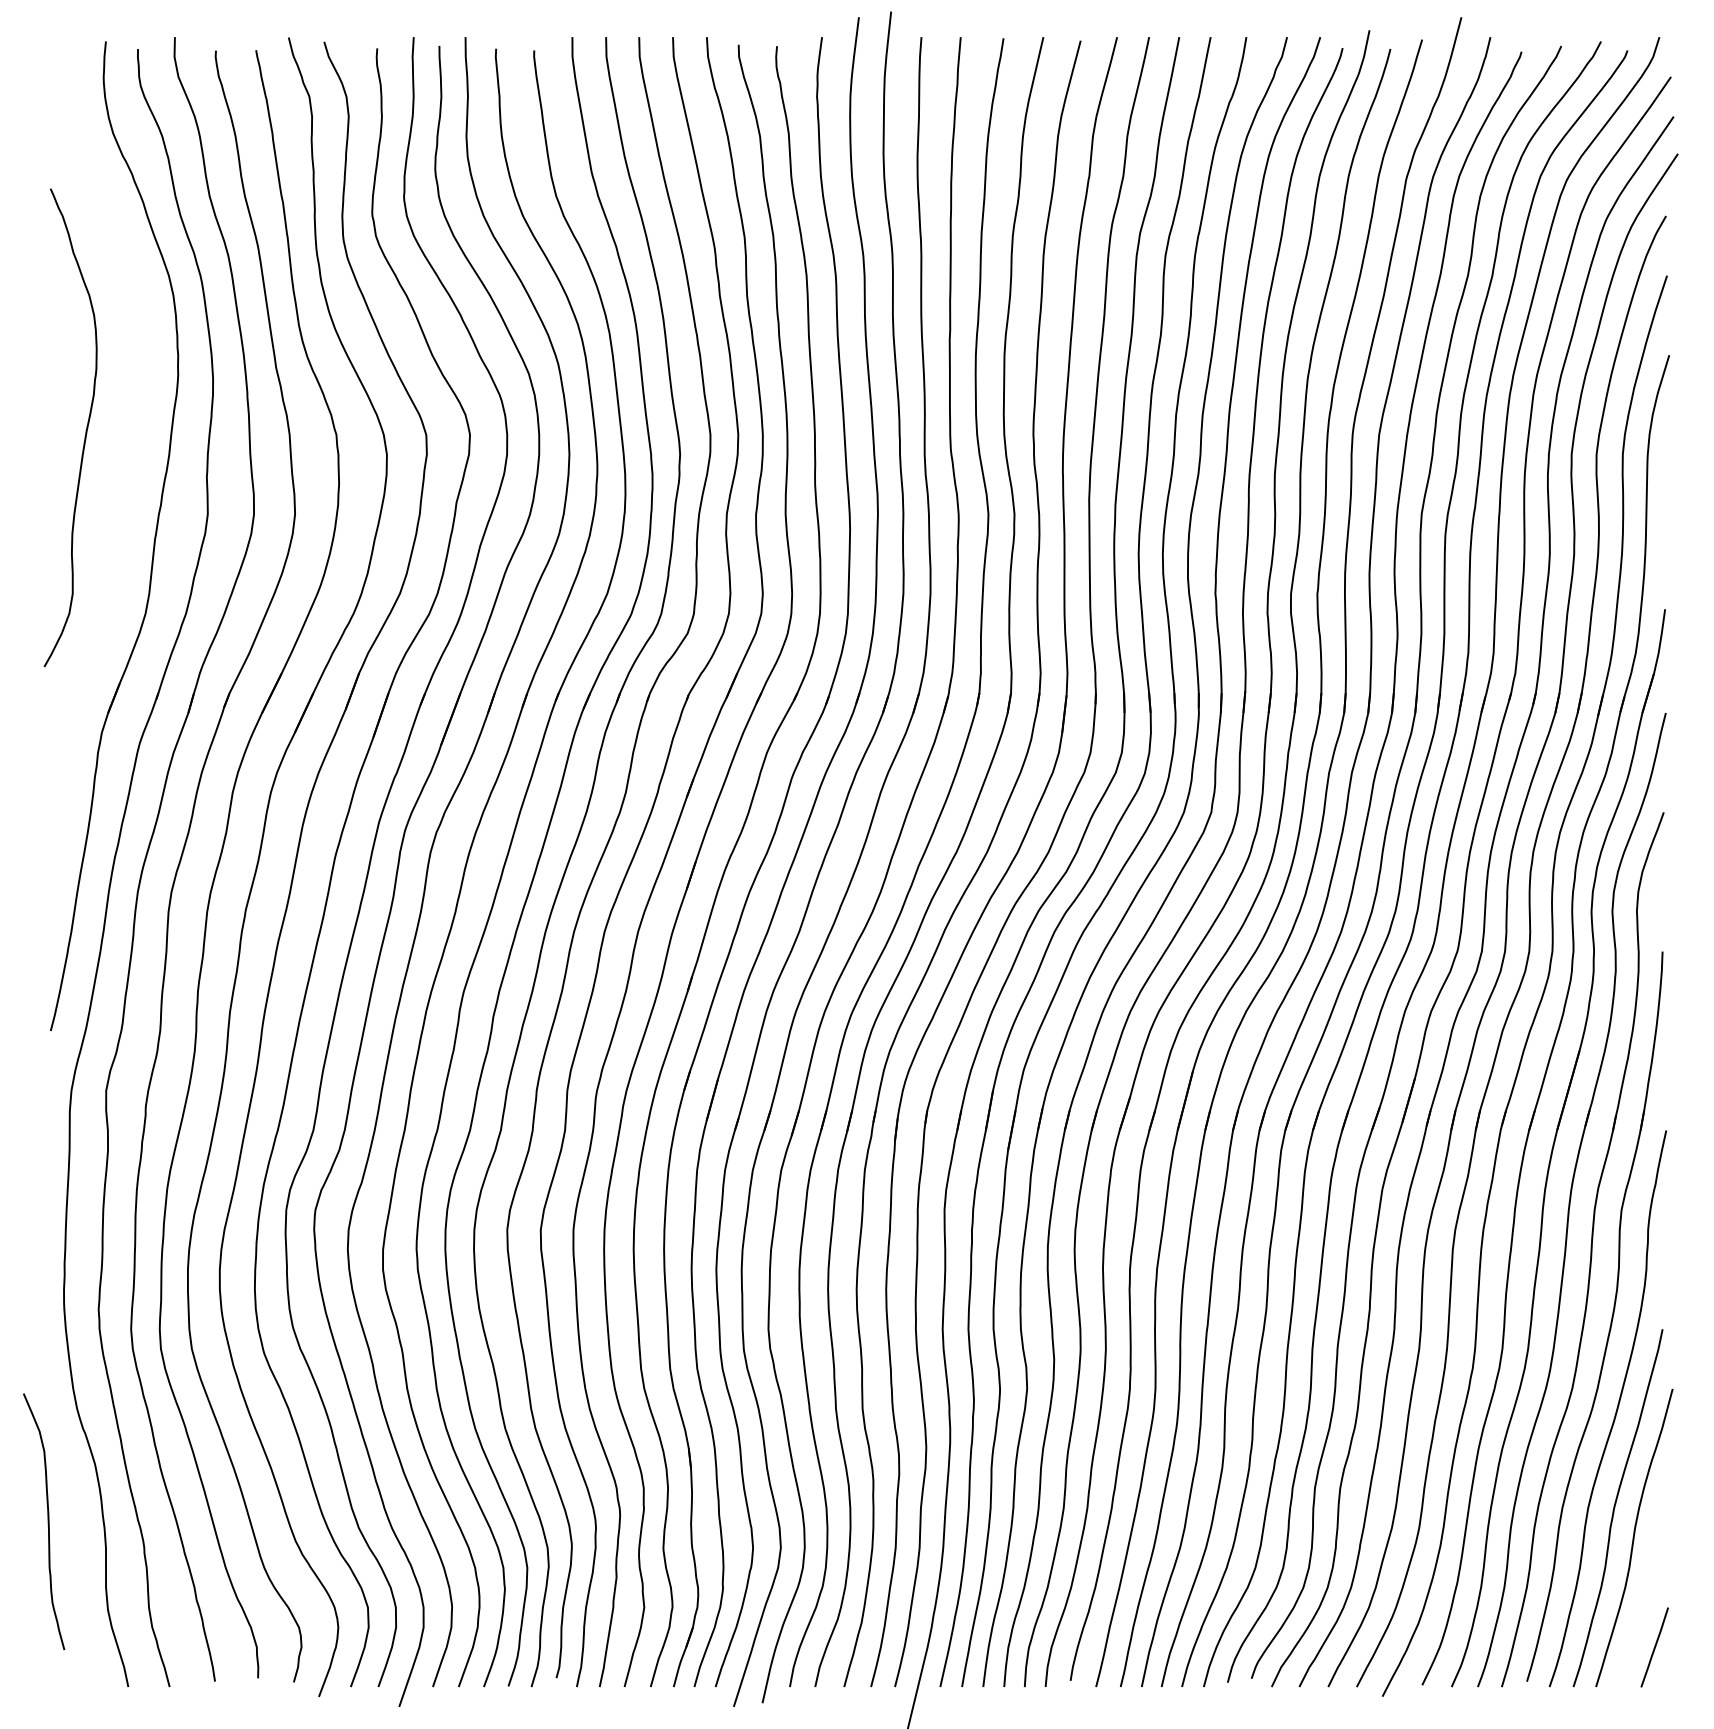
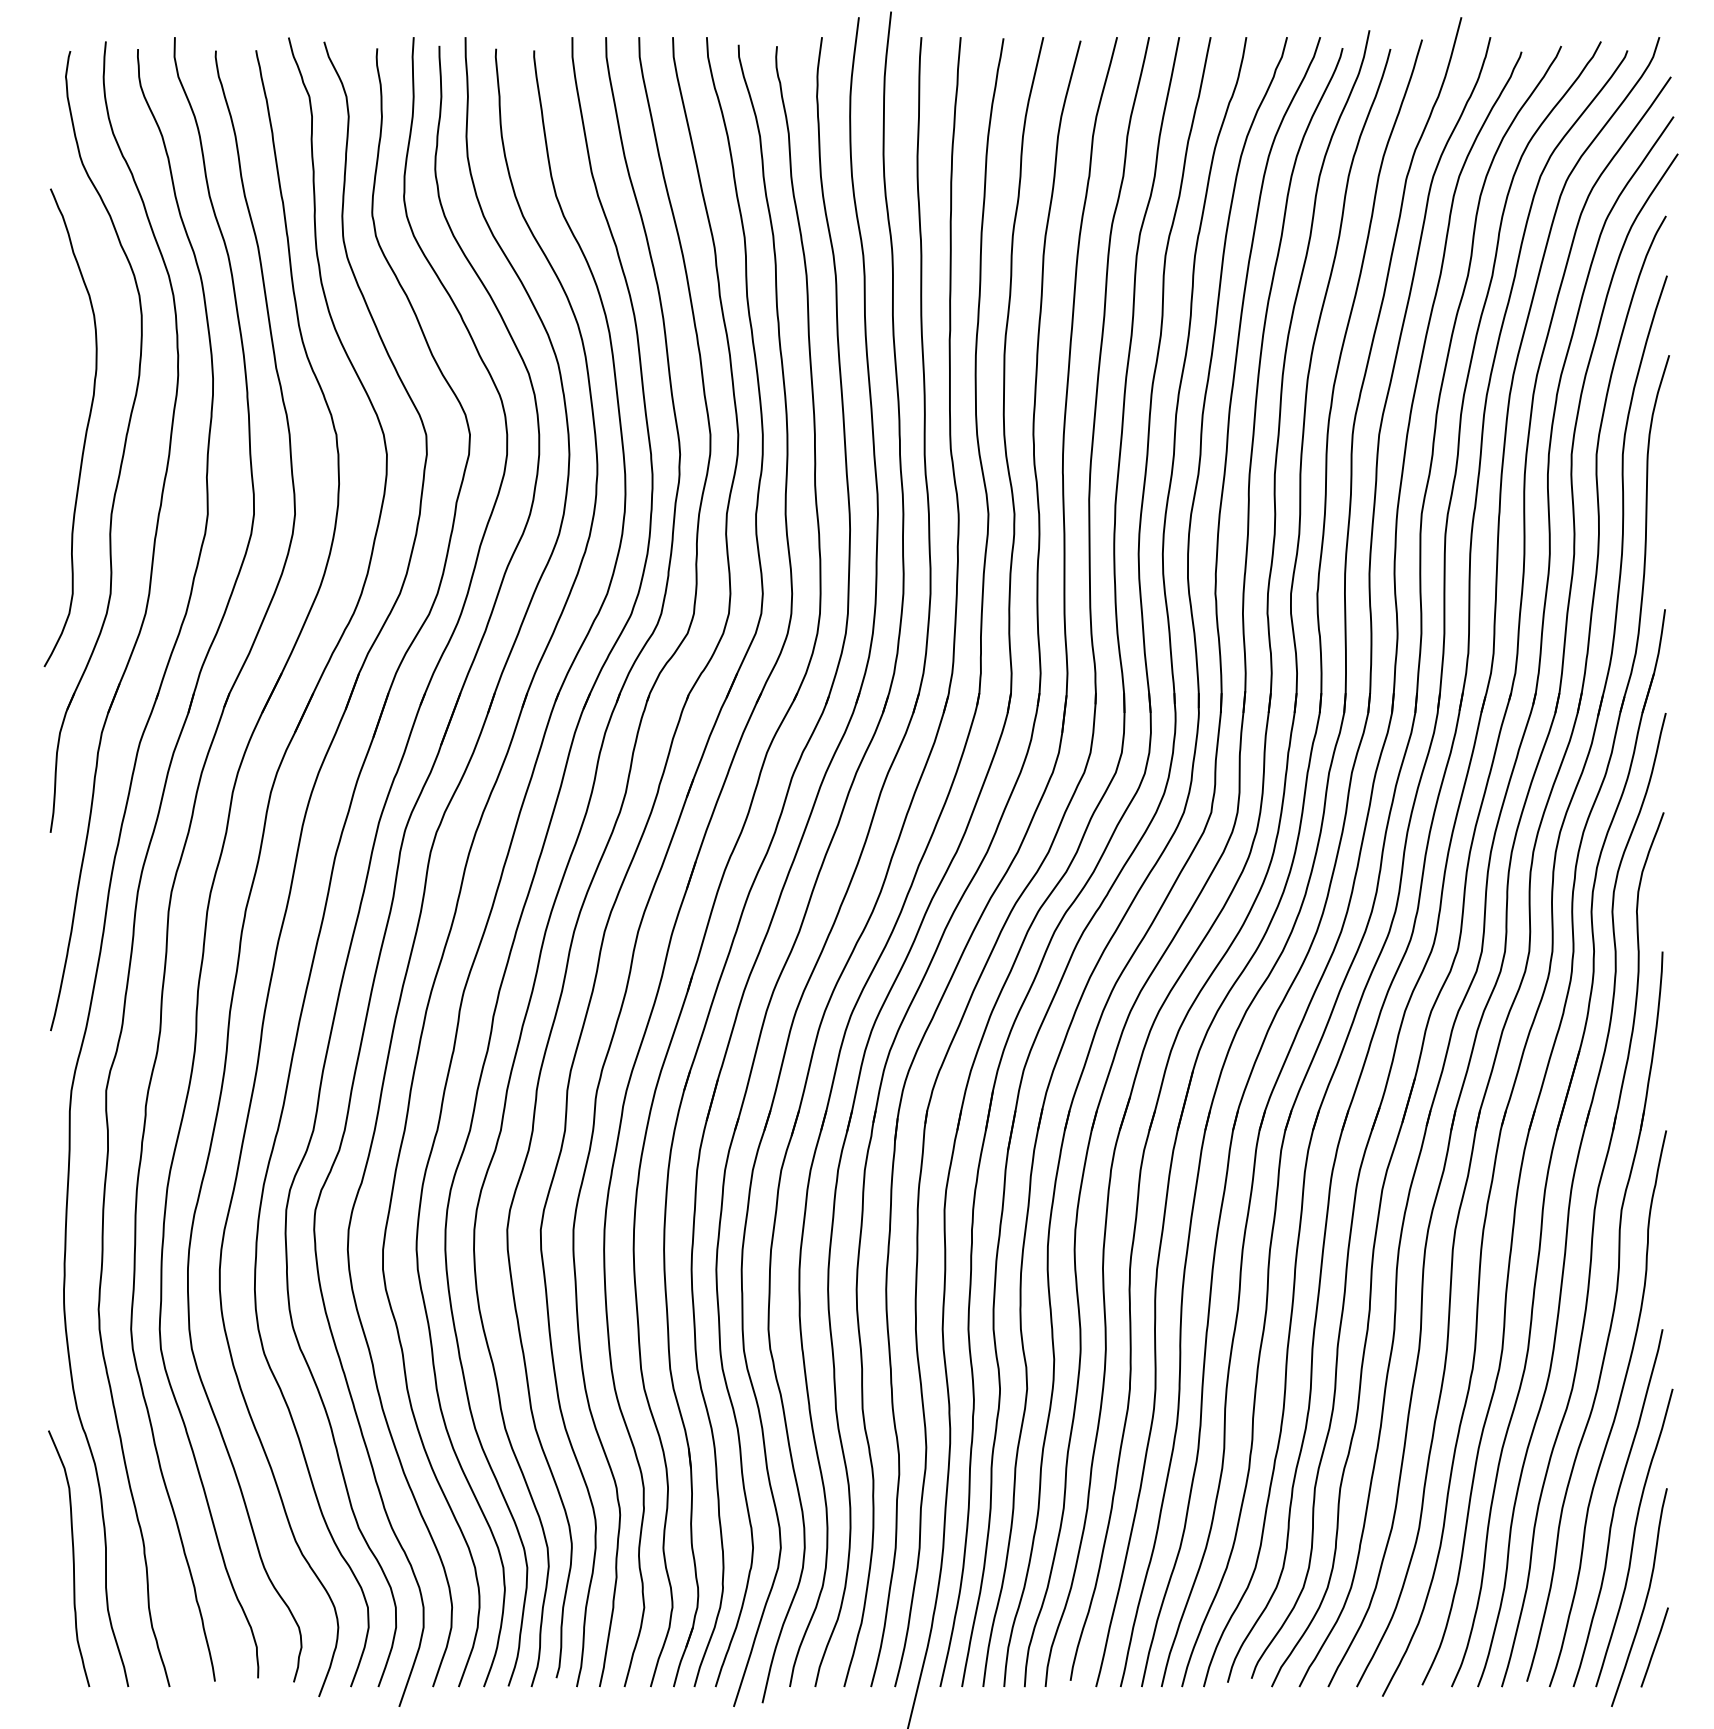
part: none -> present (123, 446)
curve position: (47, 1521) -> (72, 1558) (72, 1558)
curve: none -> present (1645, 1598)
